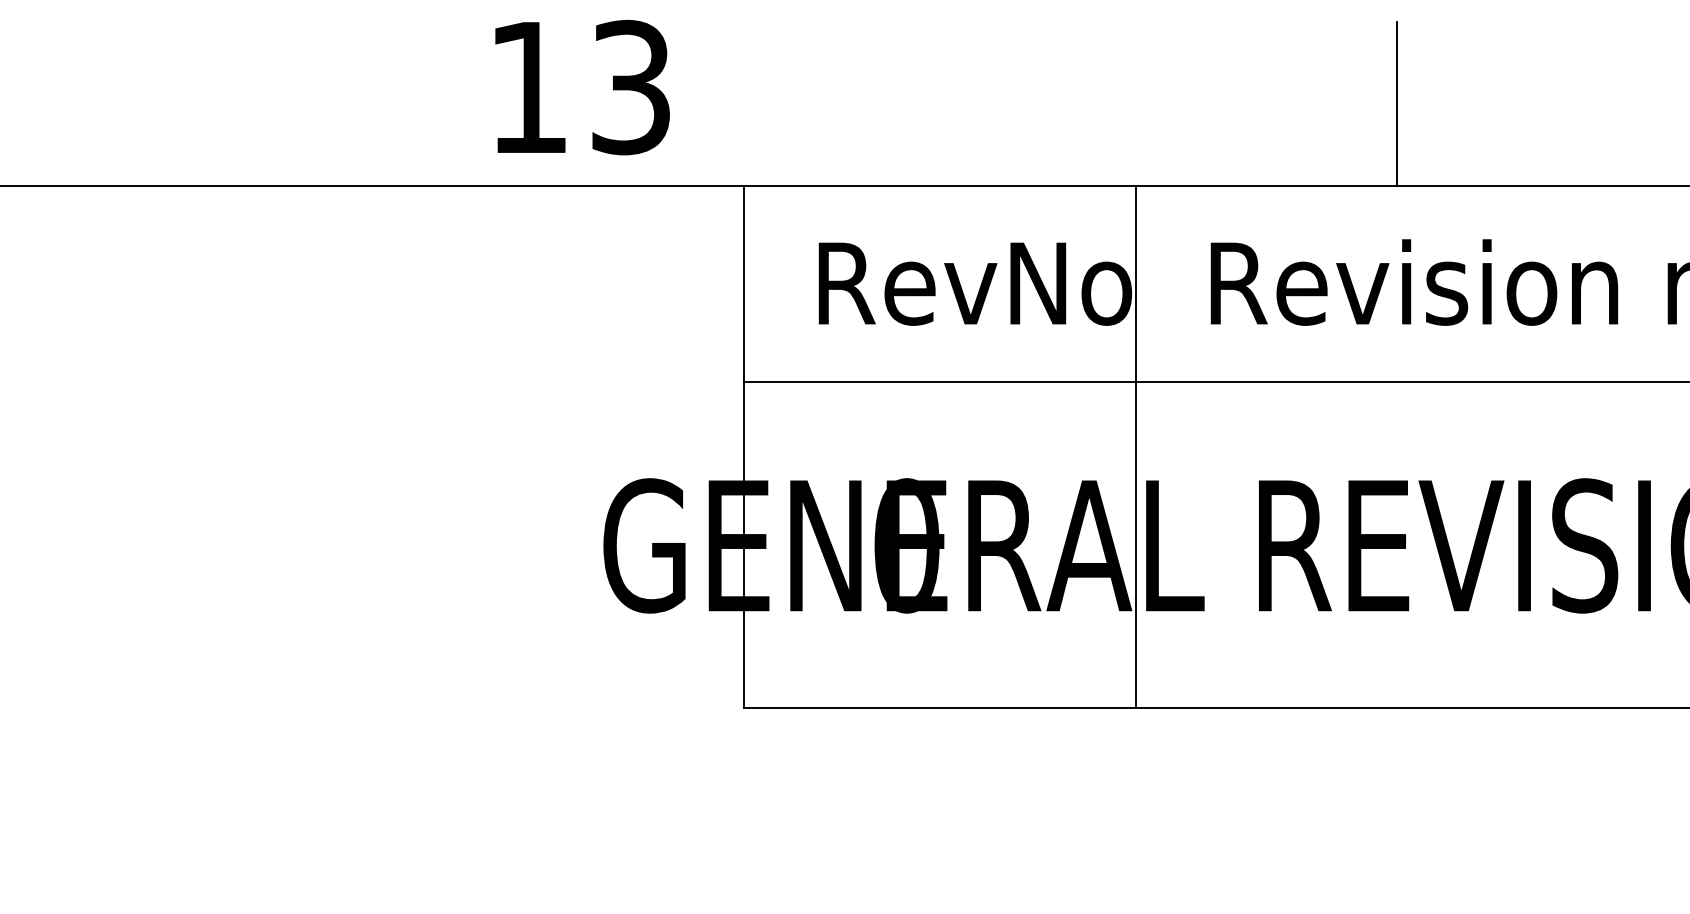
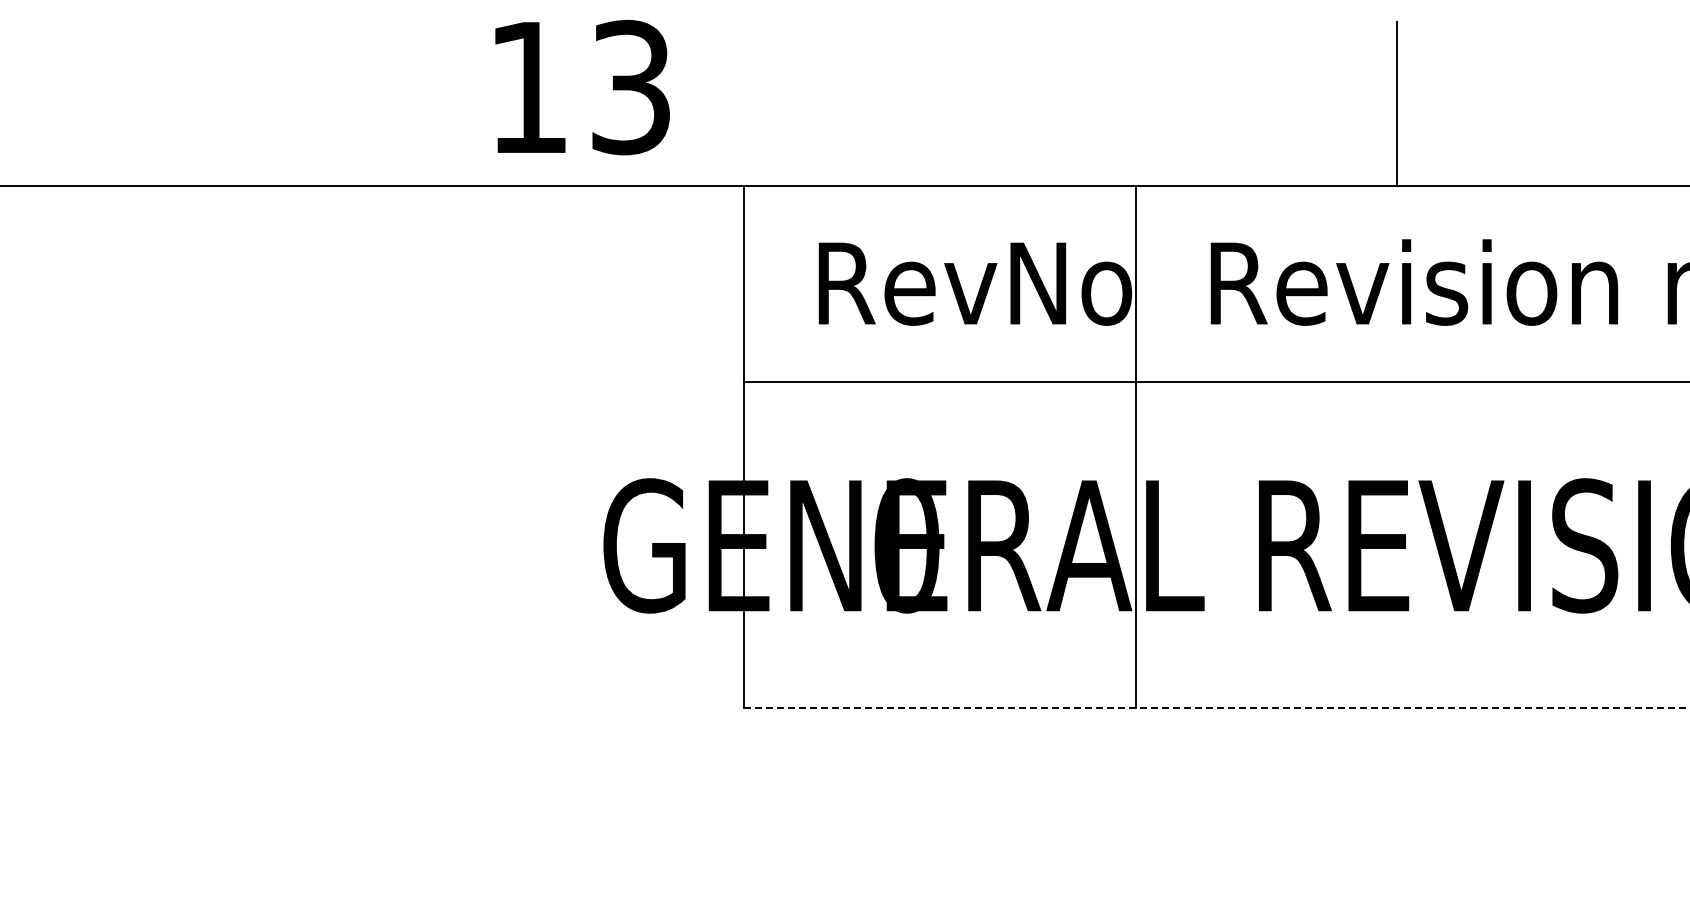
line: solid -> dashed (1216, 708)
